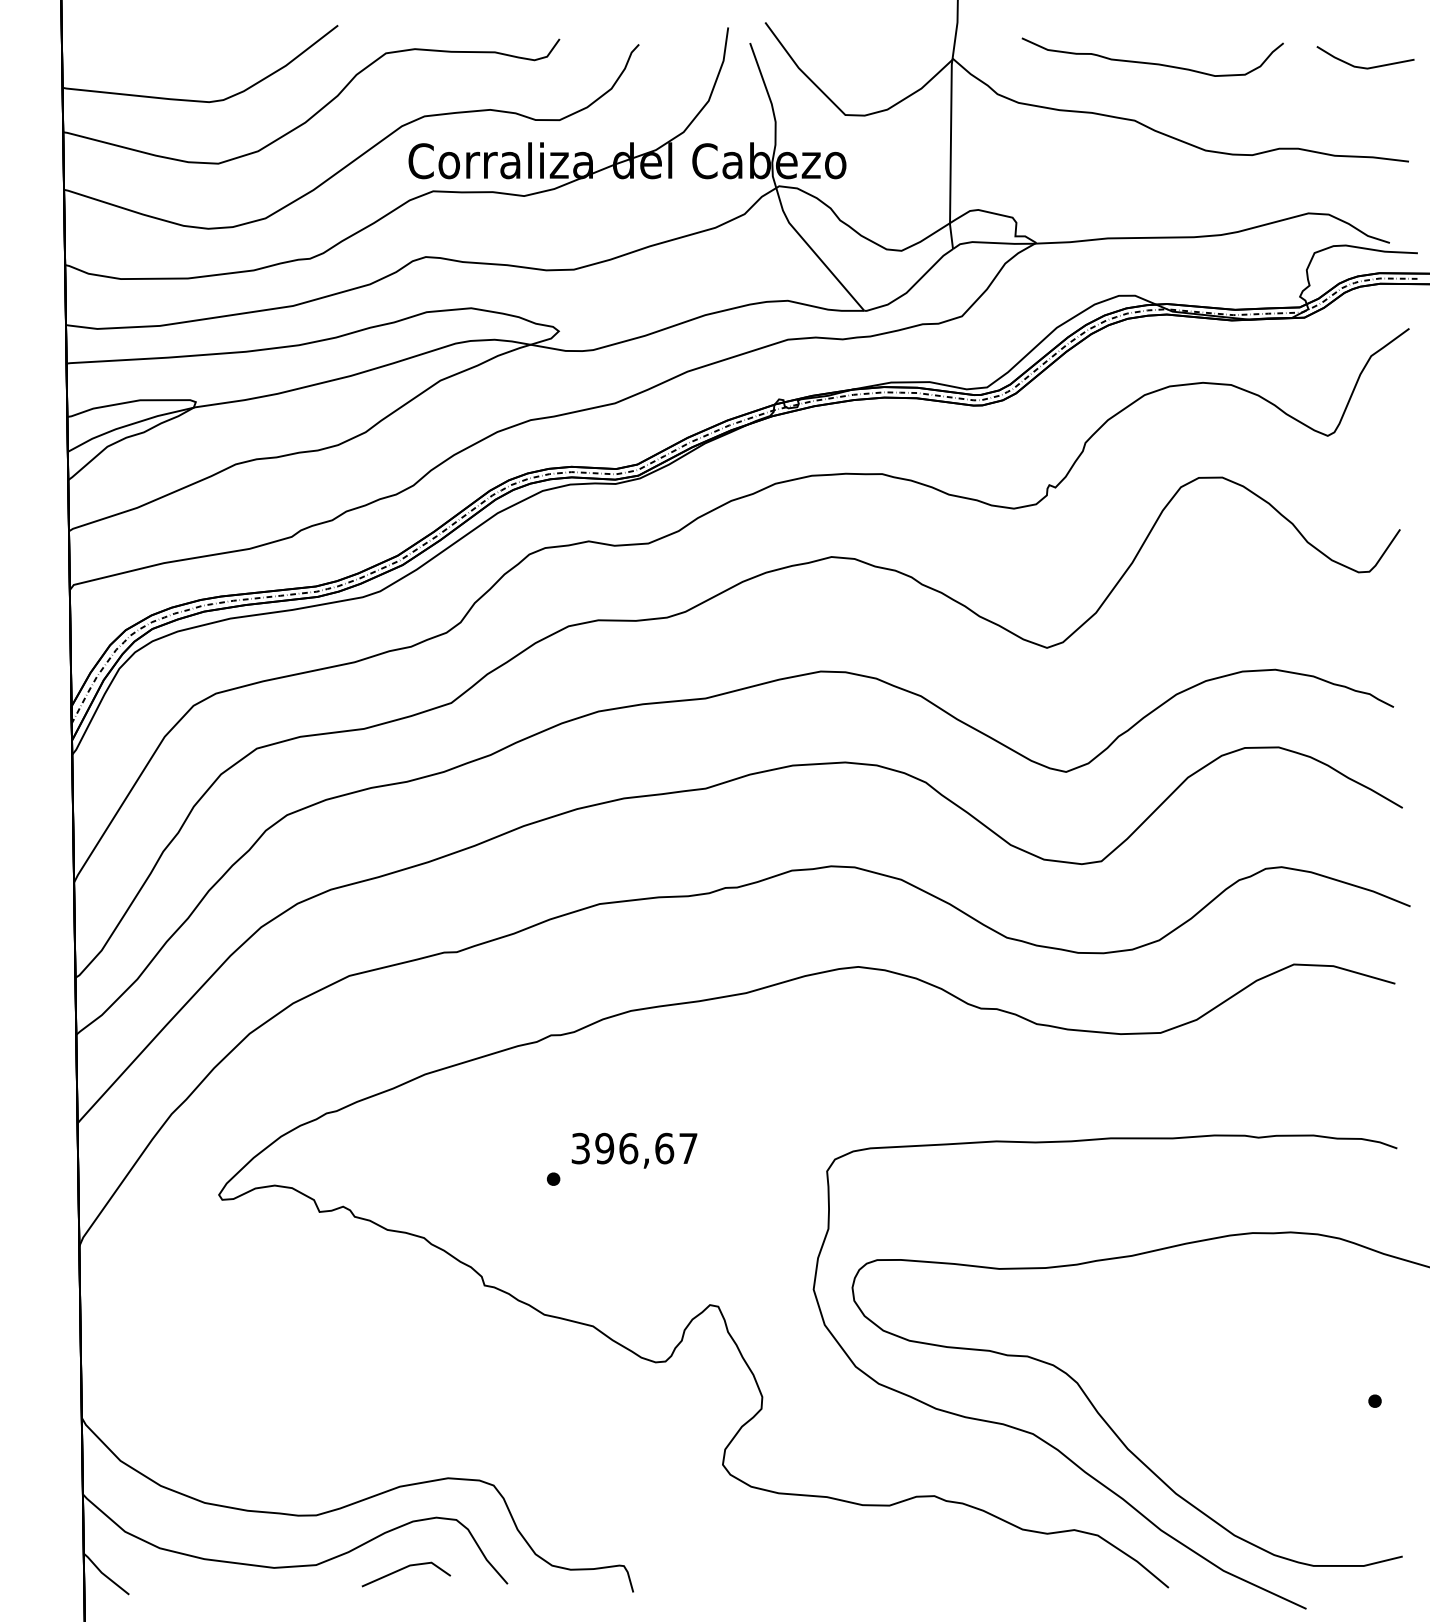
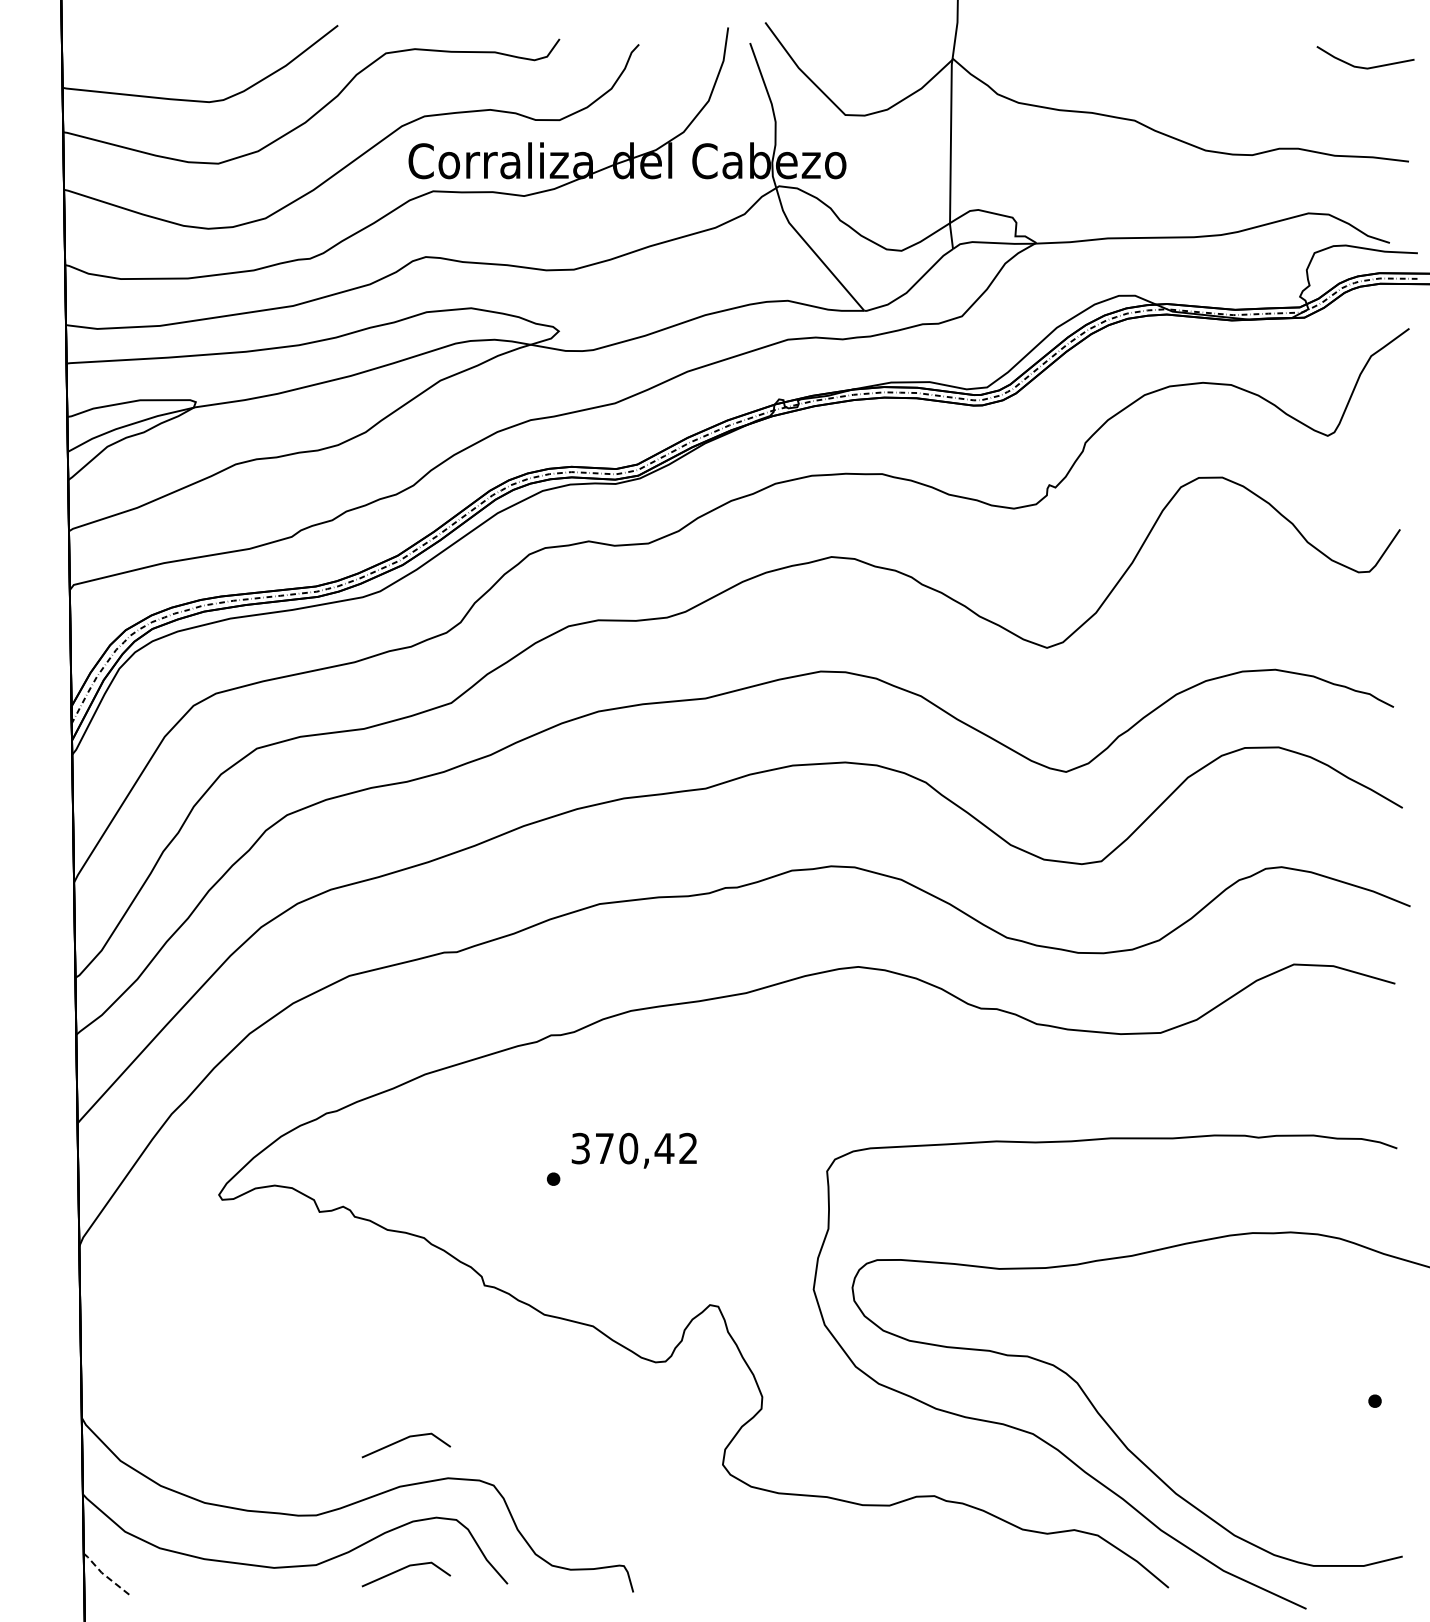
curve: present -> none (1152, 62)
text: 396,67 -> 370,42 (646, 1148)
line: none -> present (403, 1440)
line: solid -> dashed (103, 1574)
